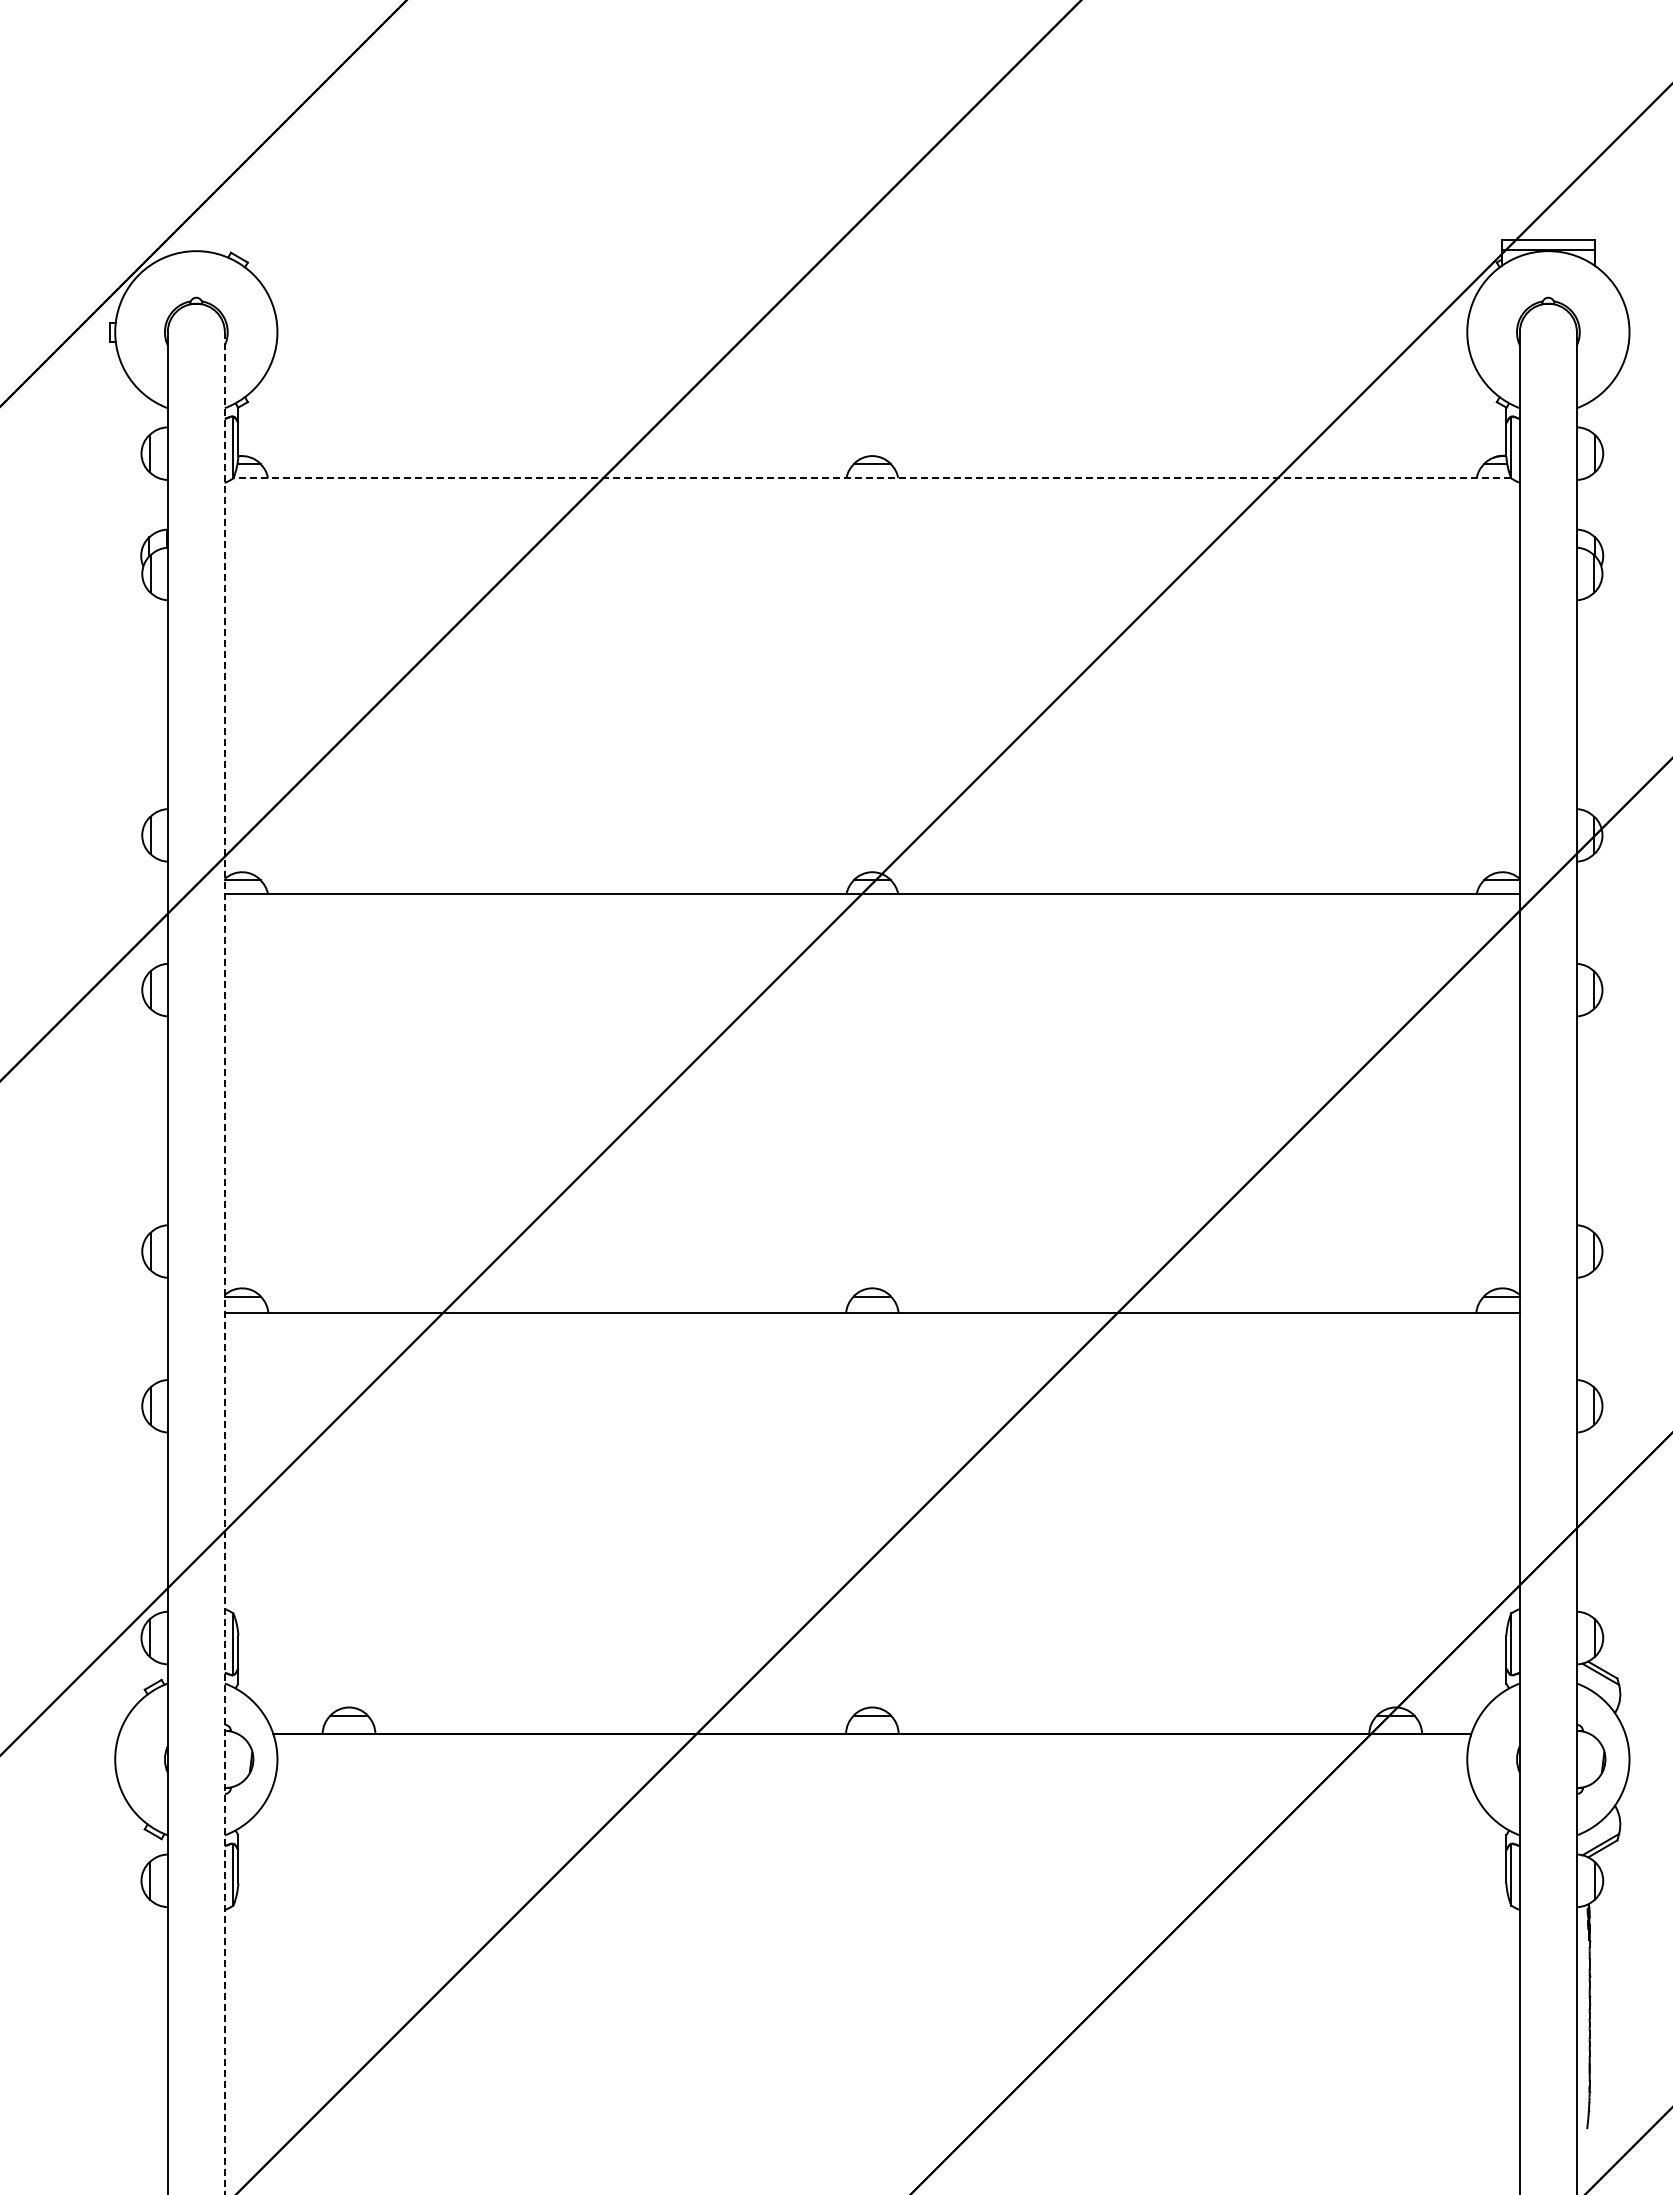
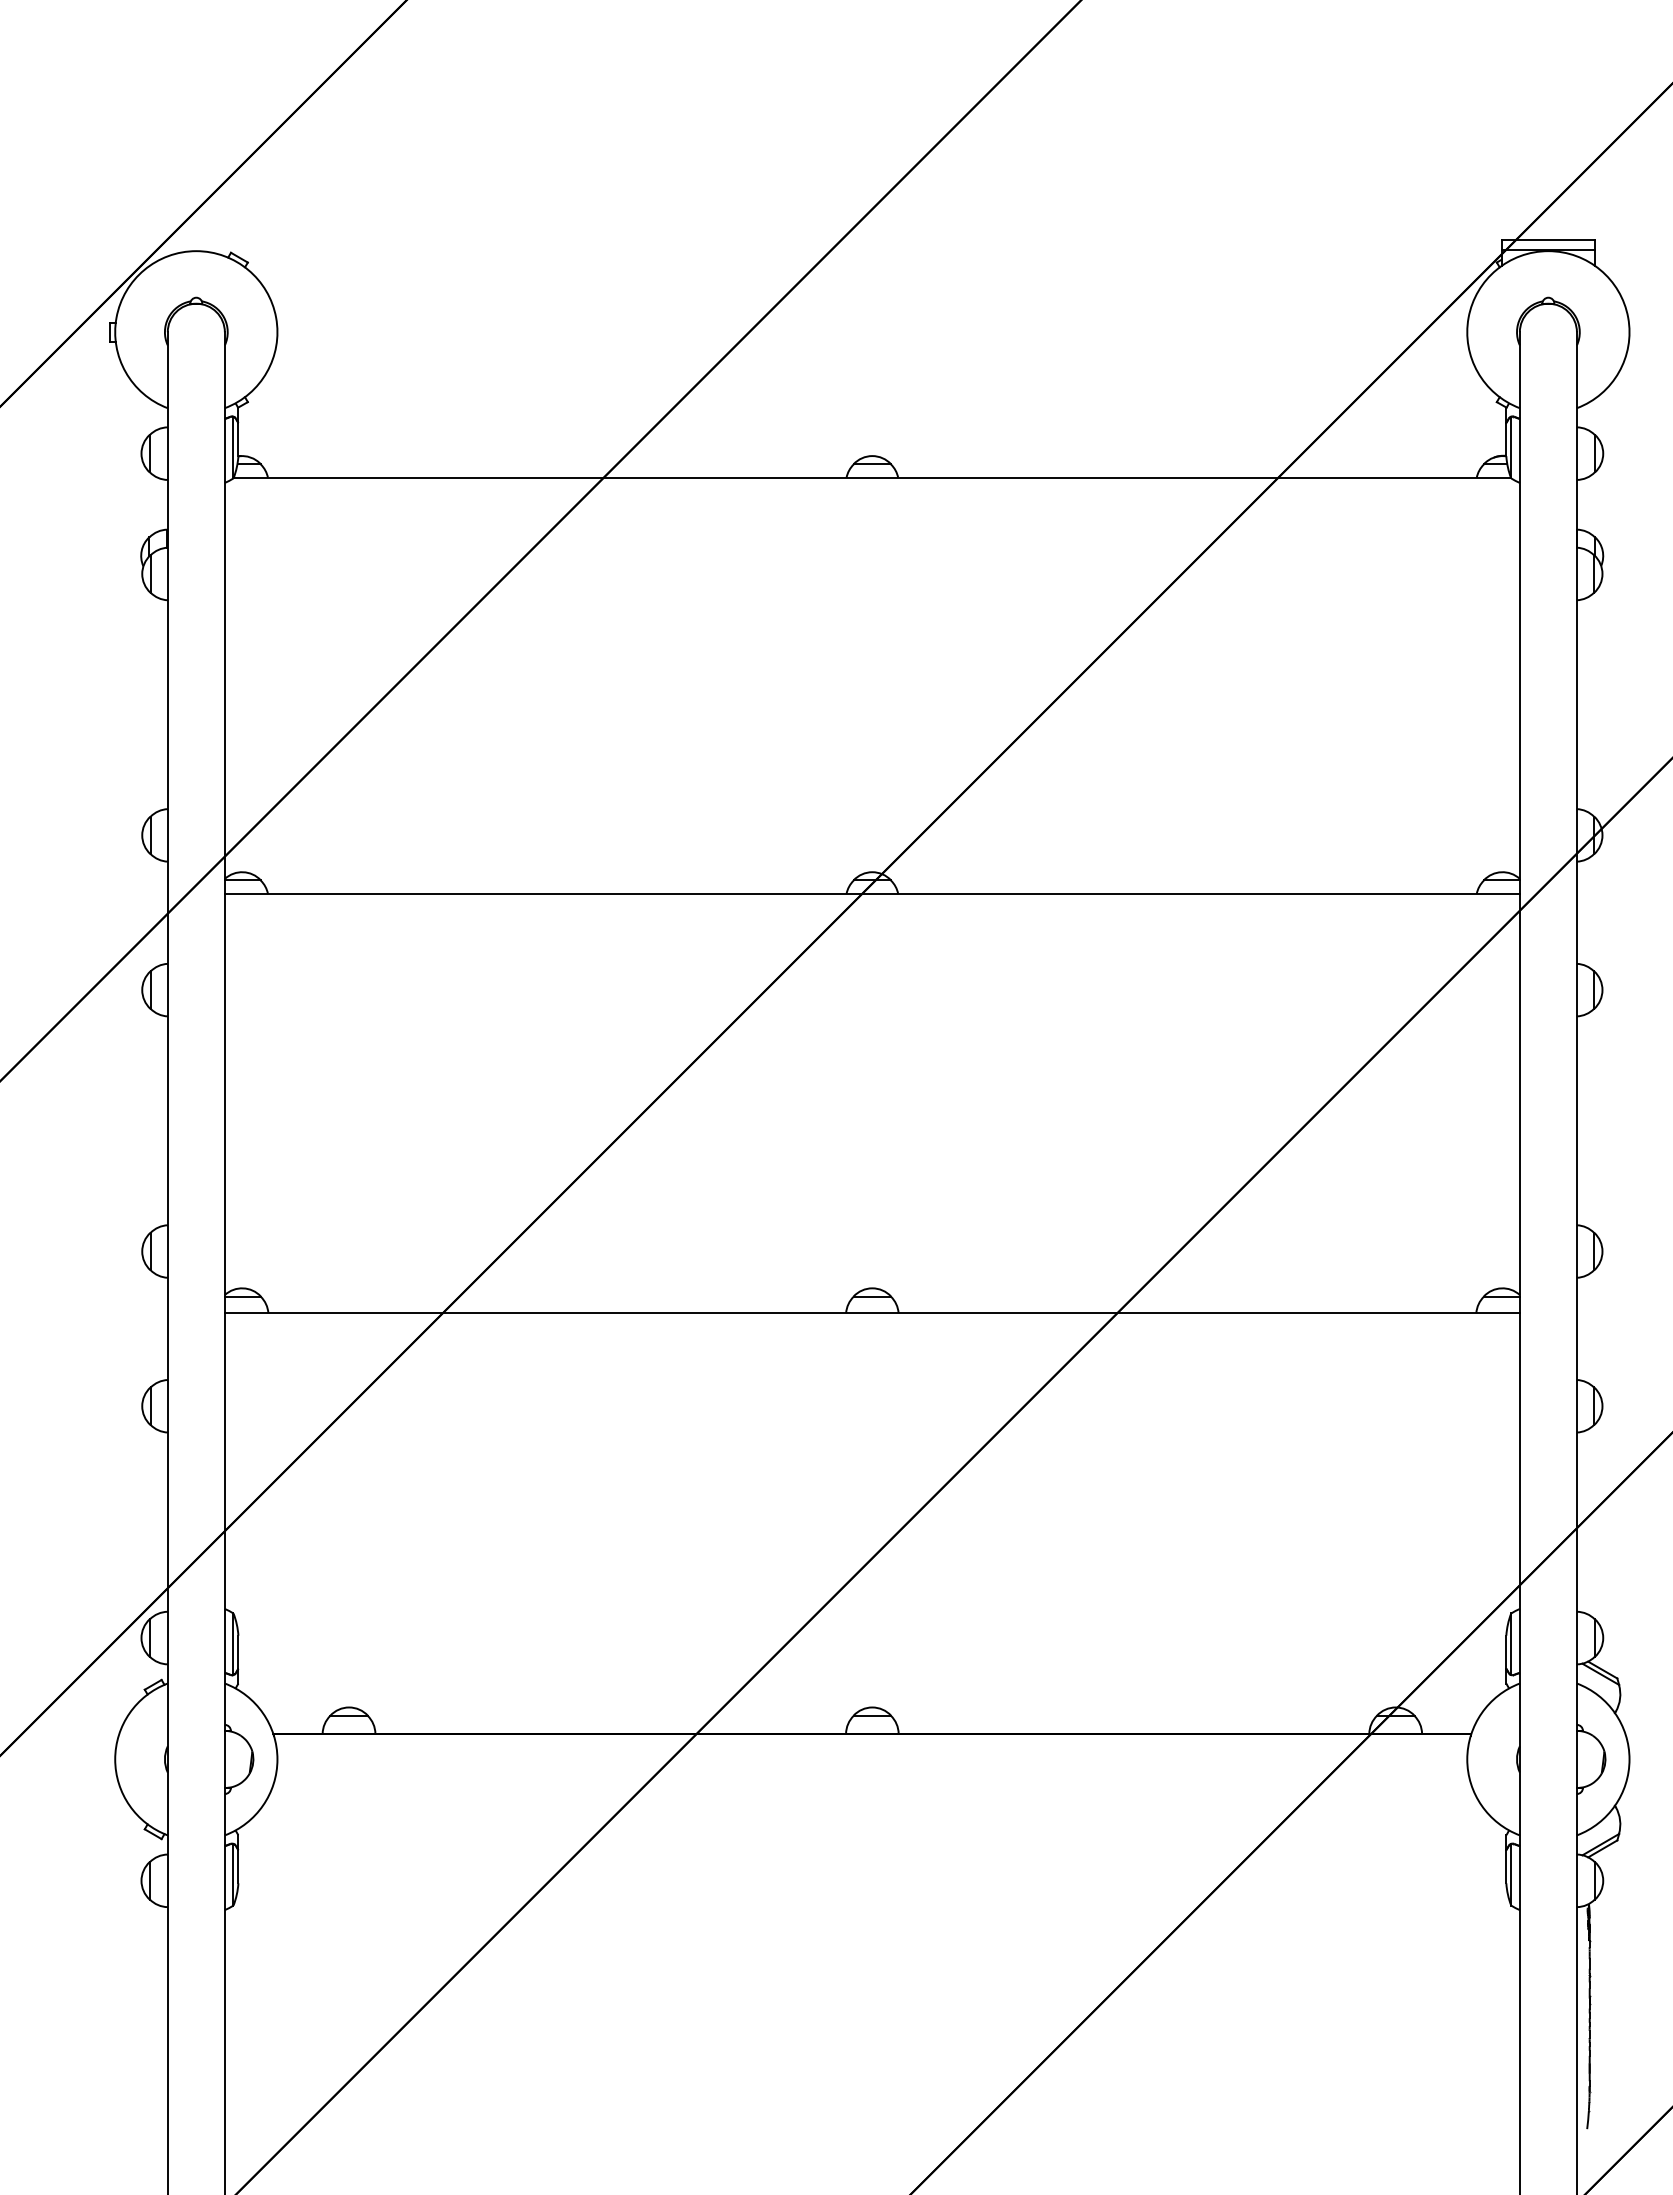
line: dashed -> solid (872, 477)
line: dashed -> solid (224, 1263)
